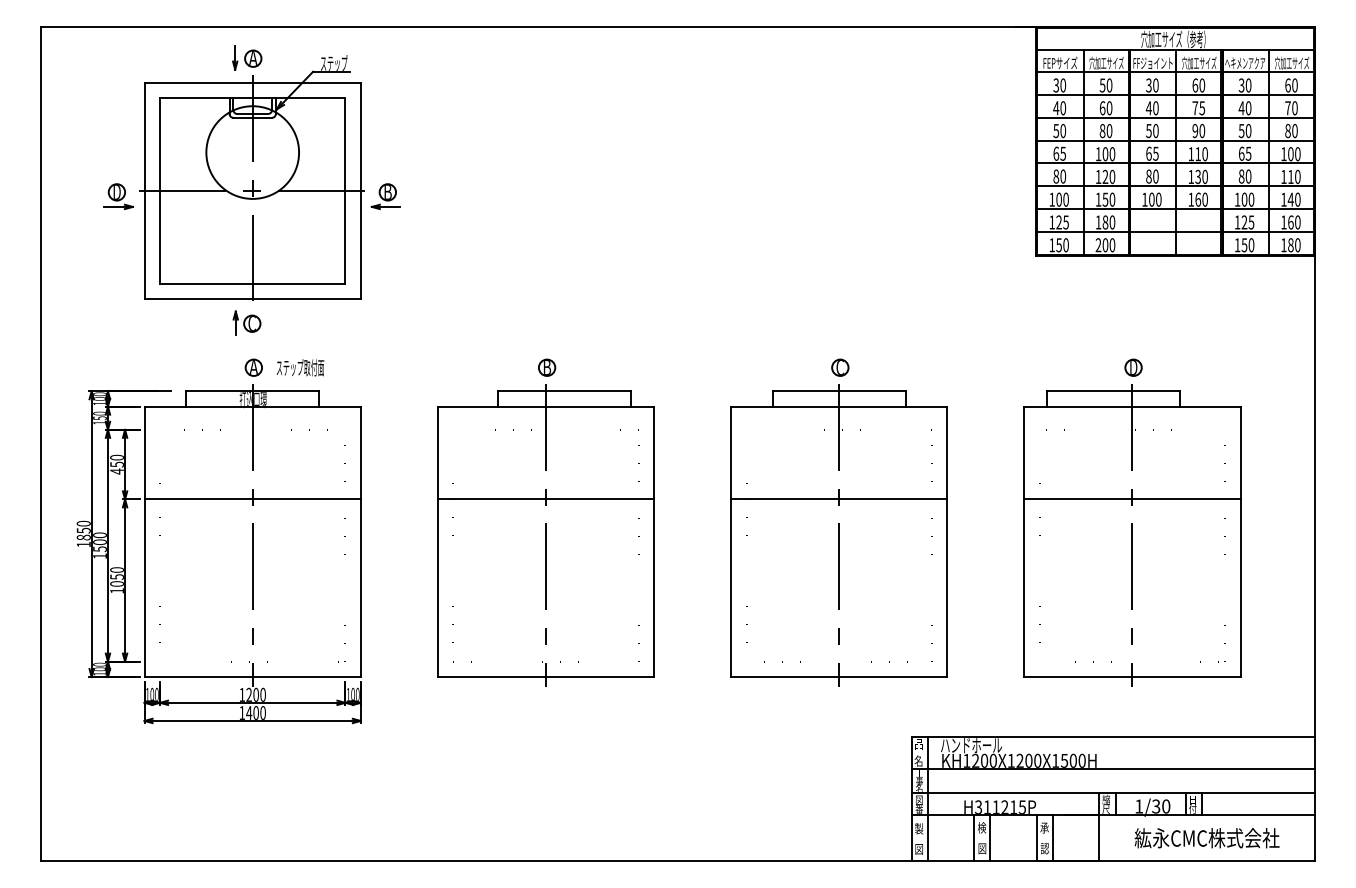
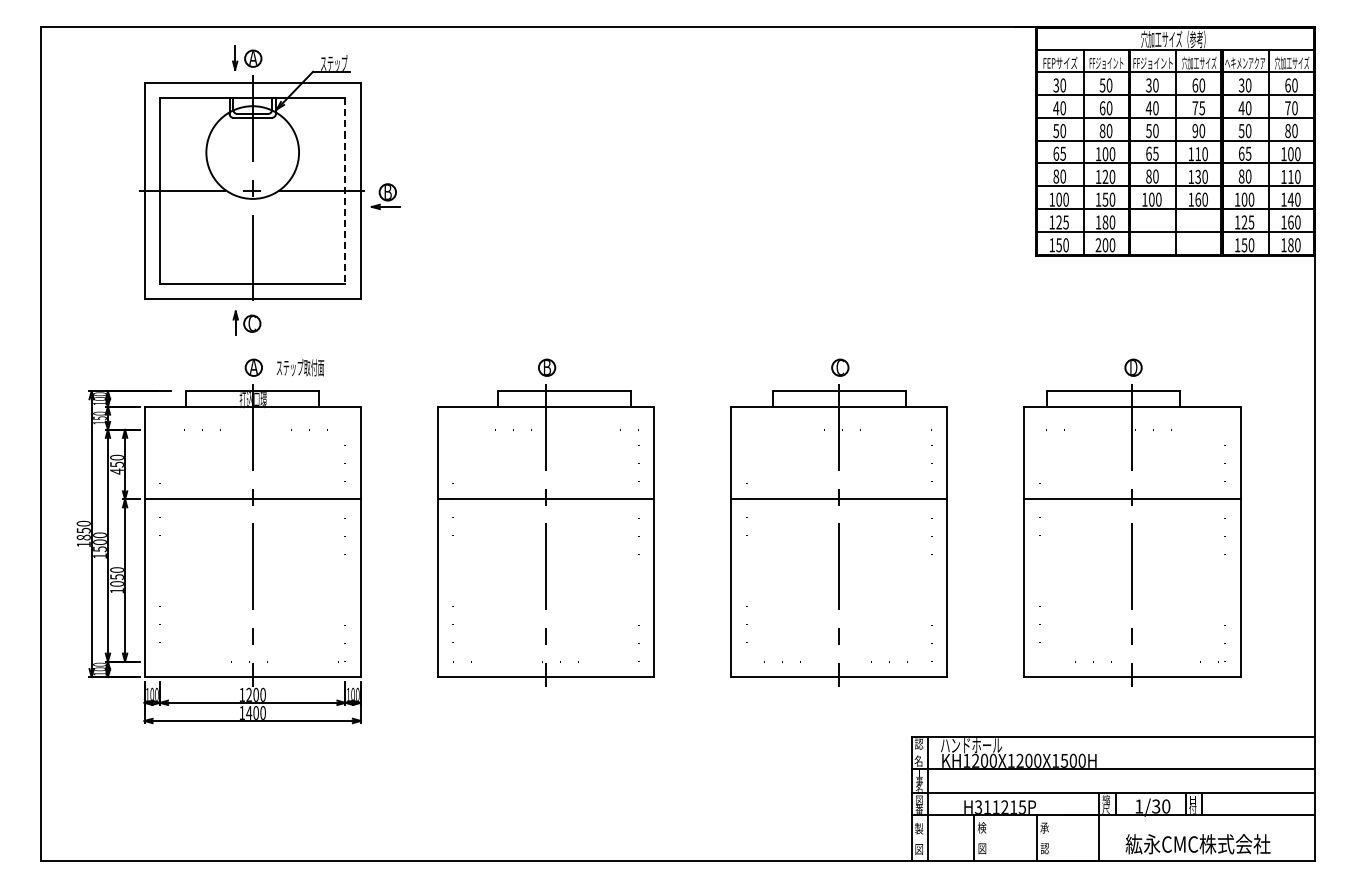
text: 穴加工サイズ -> FFジョイント (1106, 62)
line: solid -> dashed (345, 191)
part: present -> none (118, 196)
text: 品 -> 認 (918, 743)
line: present -> none (990, 837)
line: present -> none (1052, 837)
text position: (1206, 838) -> (1197, 844) (1197, 844)
